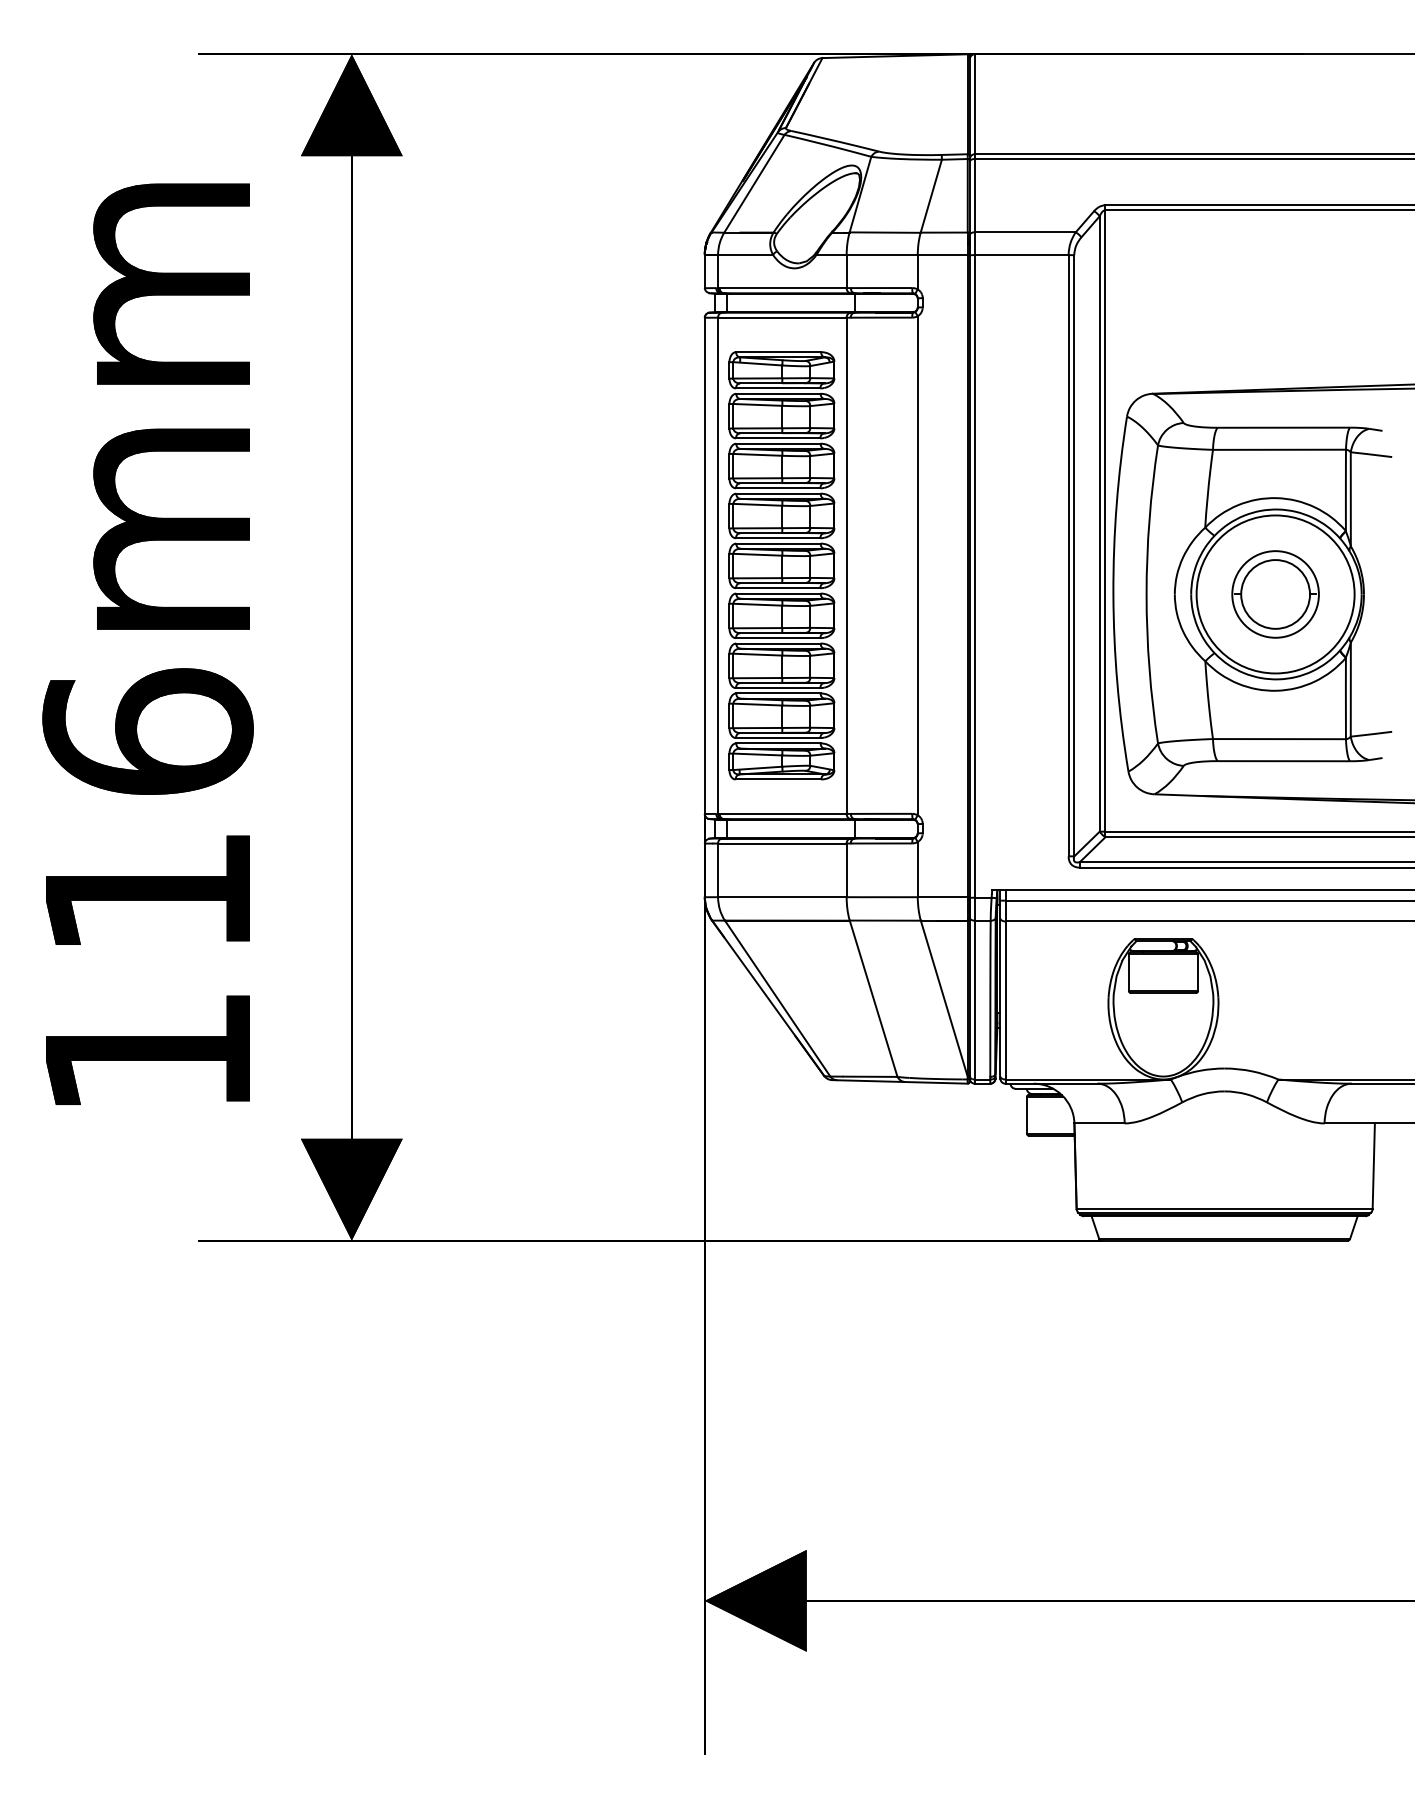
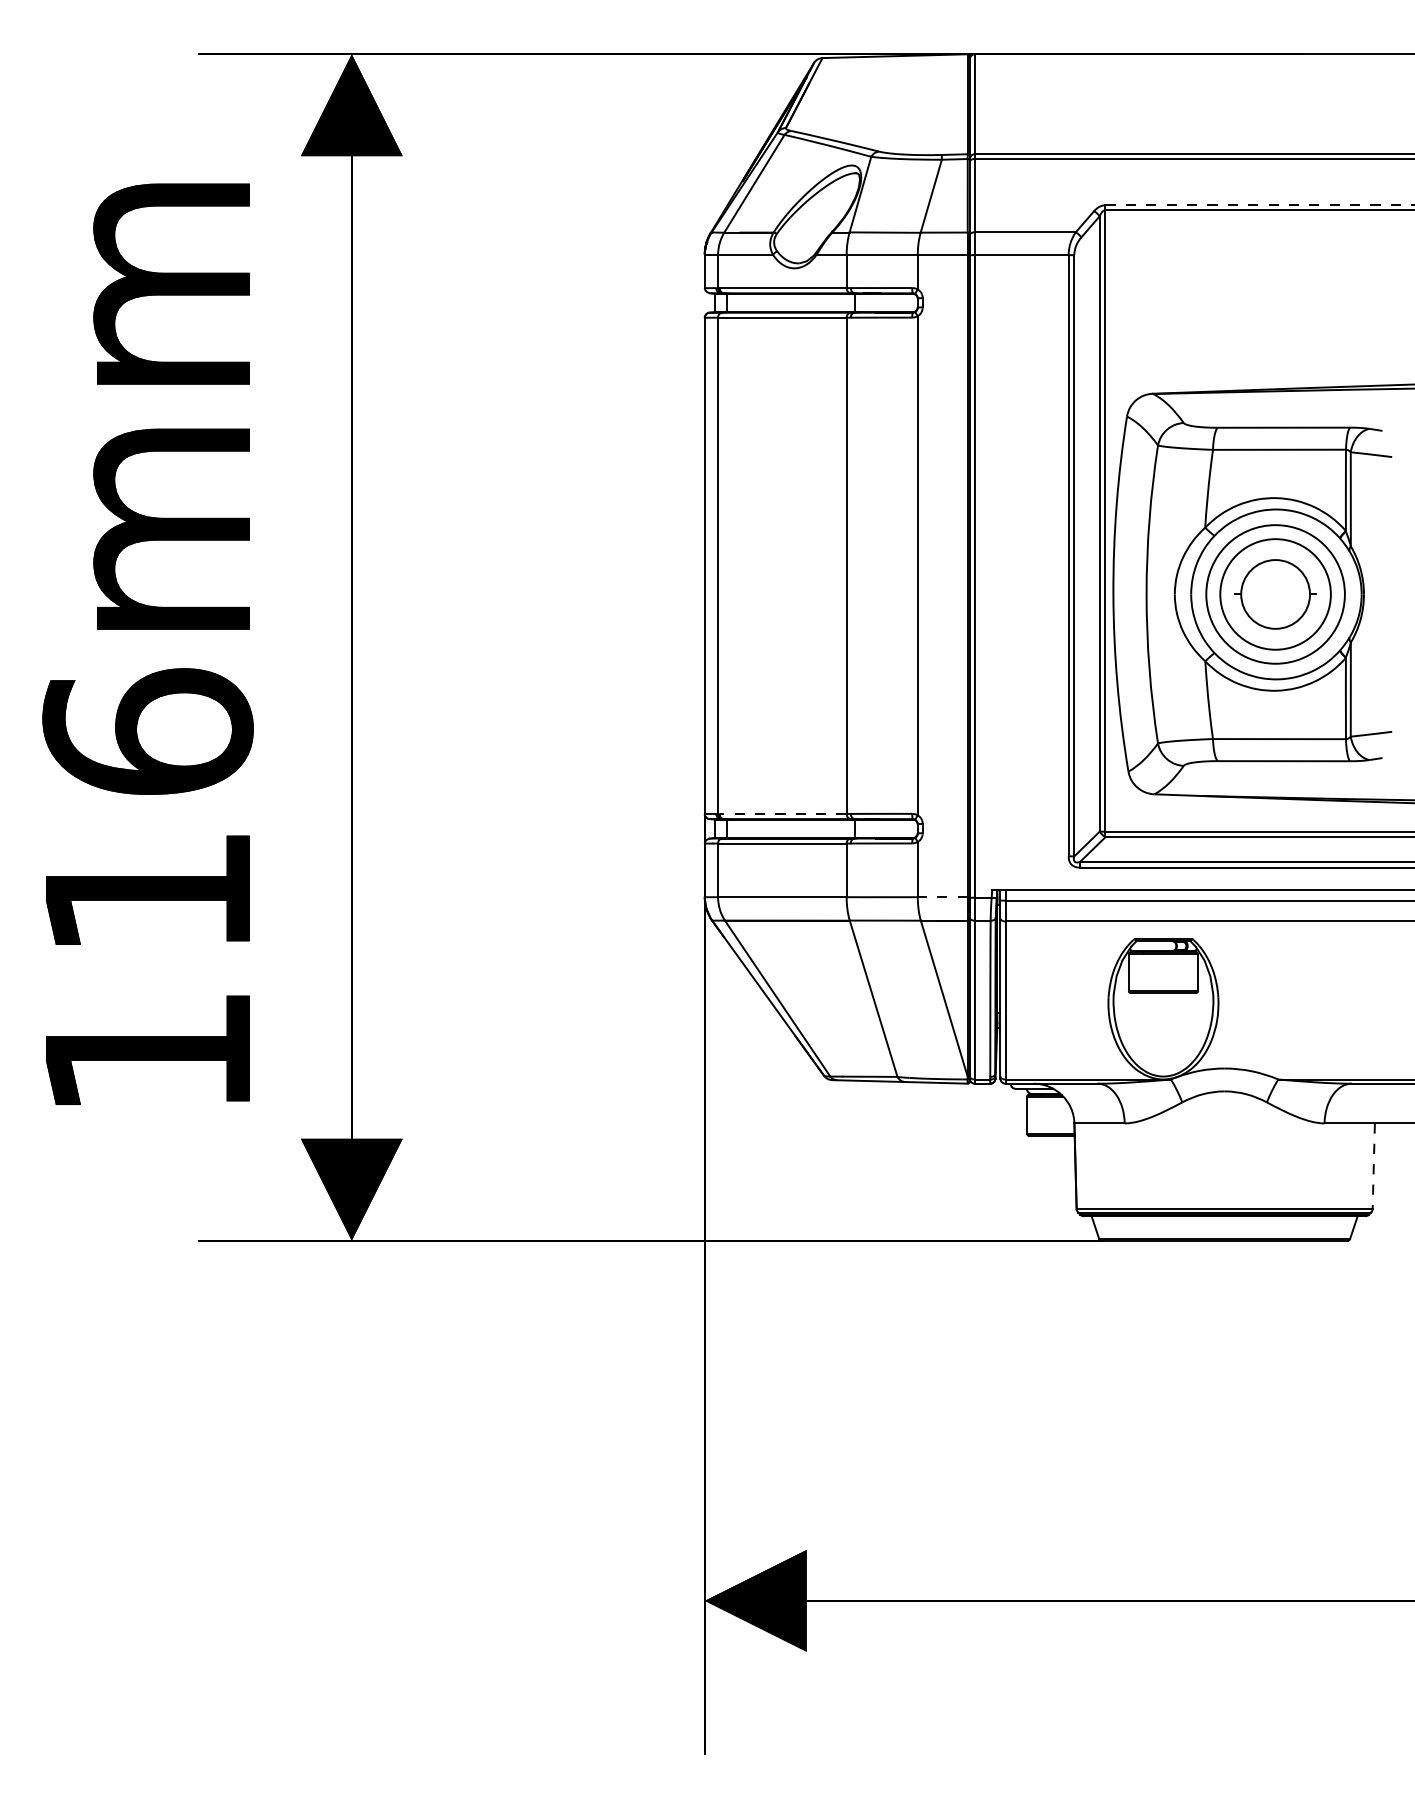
line: solid -> dashed (1260, 205)
part: present -> none (781, 565)
circle diameter: 158 px -> 111 px (1275, 594)
circle diameter: 87 px -> 139 px (1275, 594)
line: solid -> dashed (782, 813)
line: solid -> dashed (942, 897)
line: solid -> dashed (1373, 1166)
